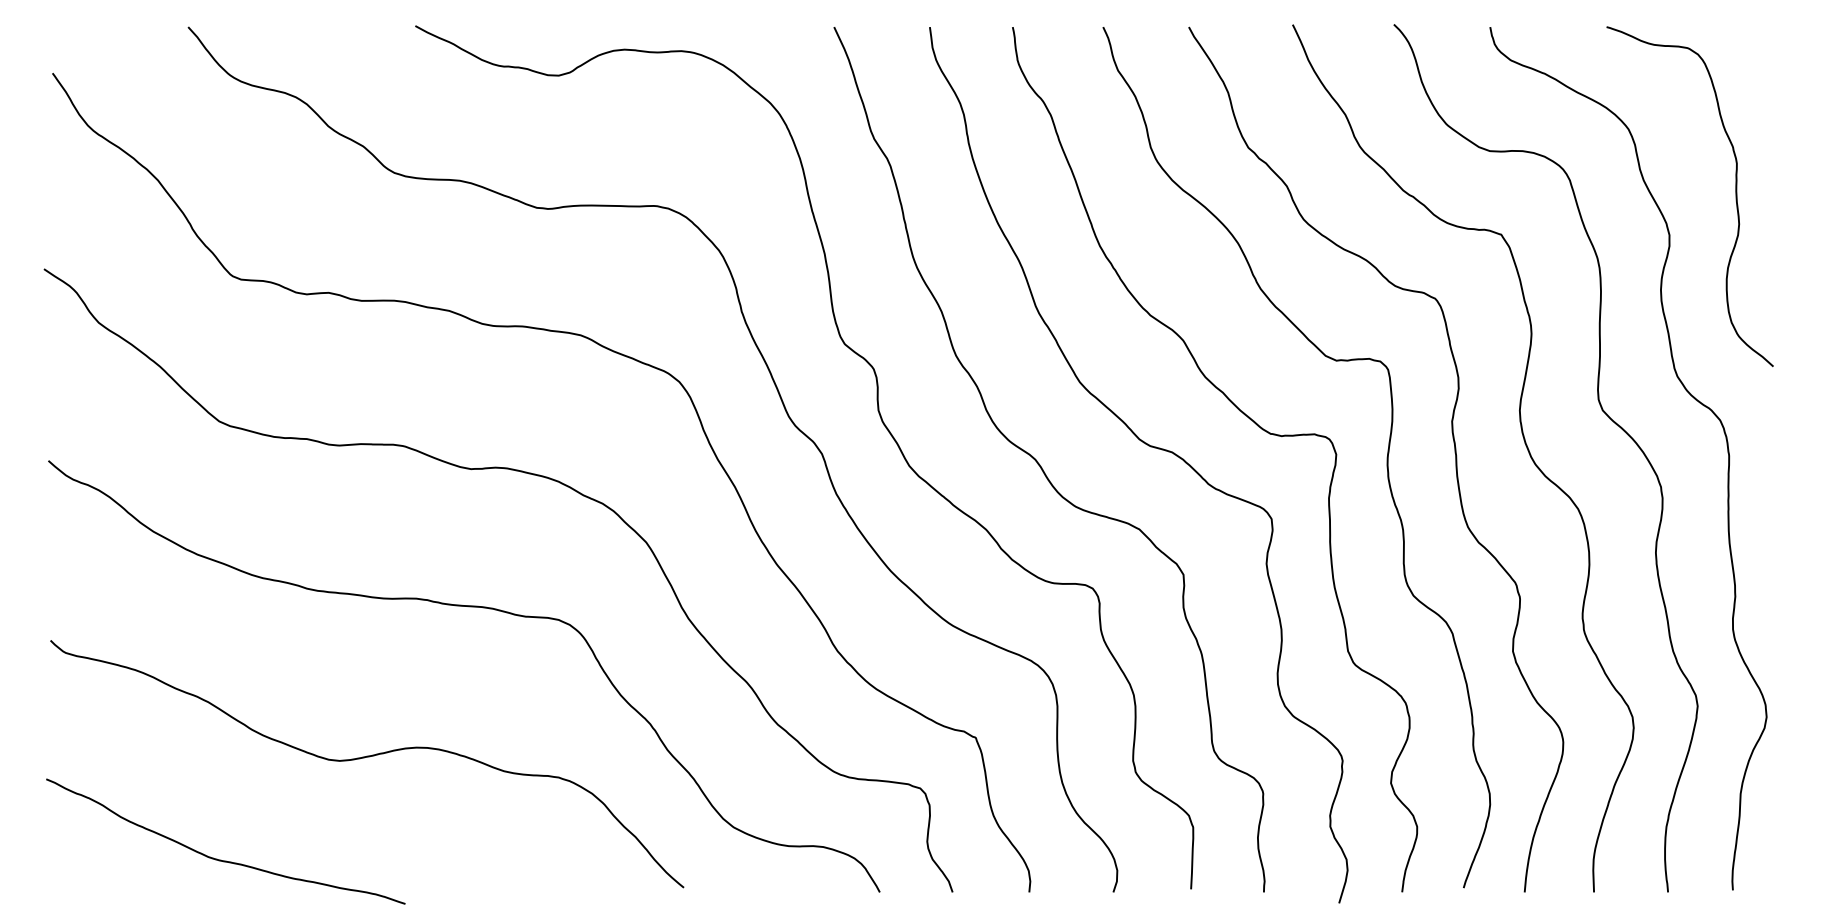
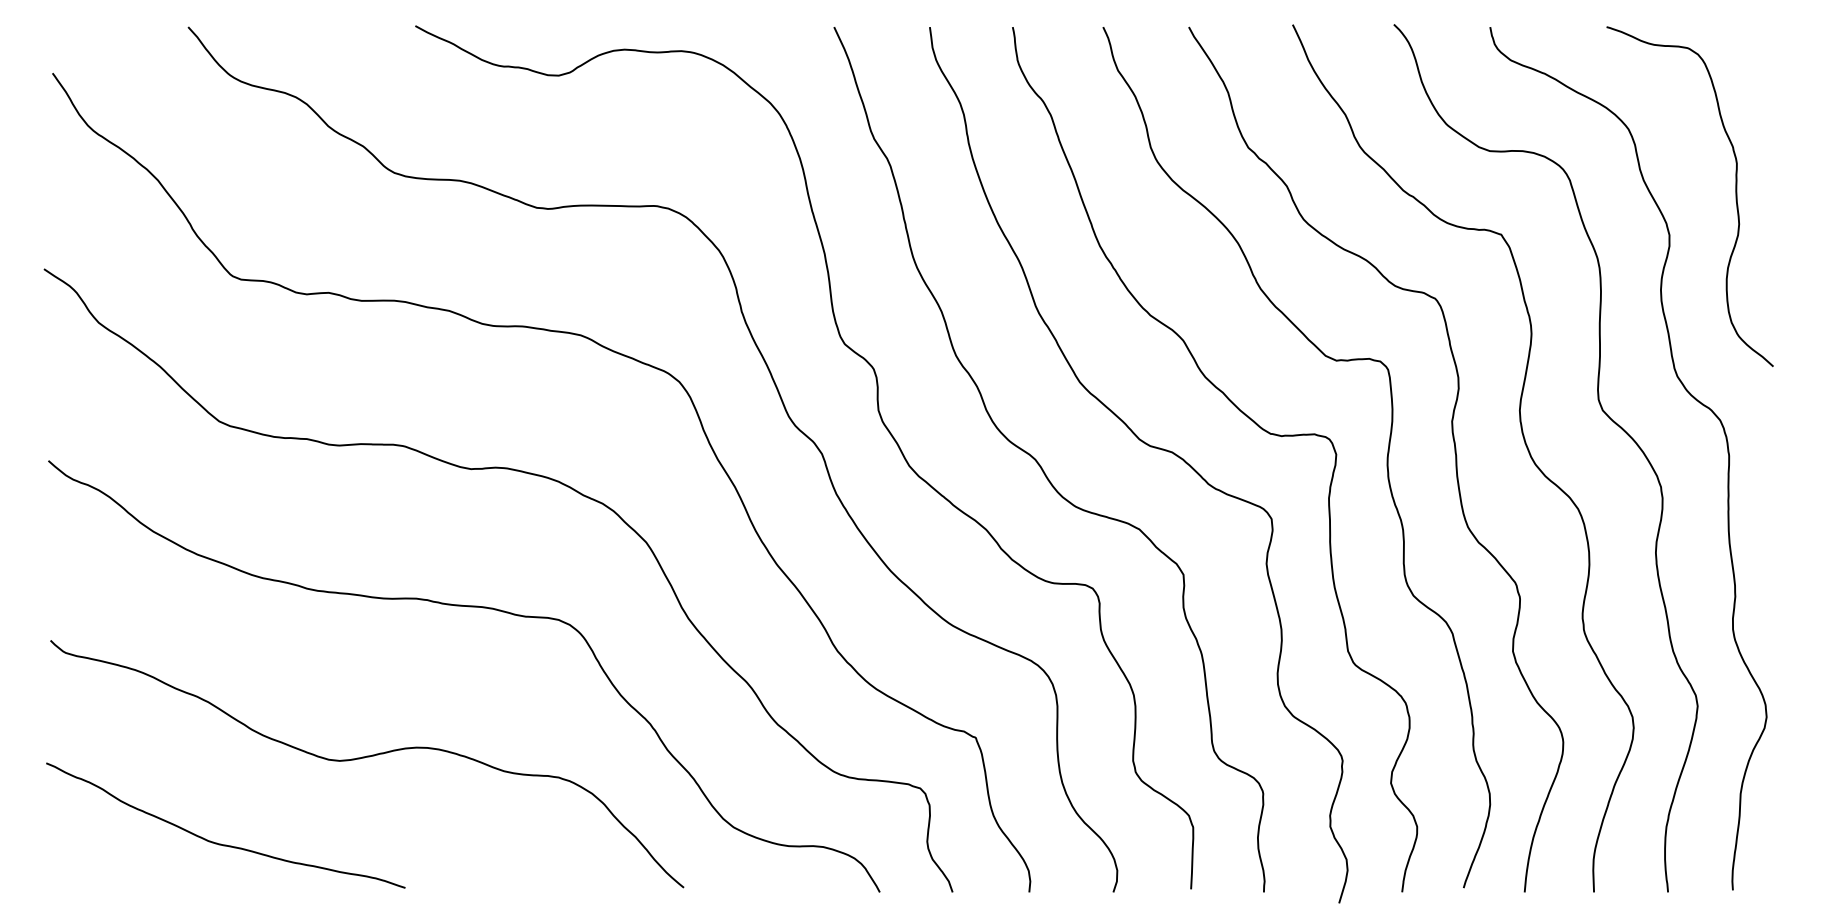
curve position: (221, 859) -> (221, 843) (221, 843)
